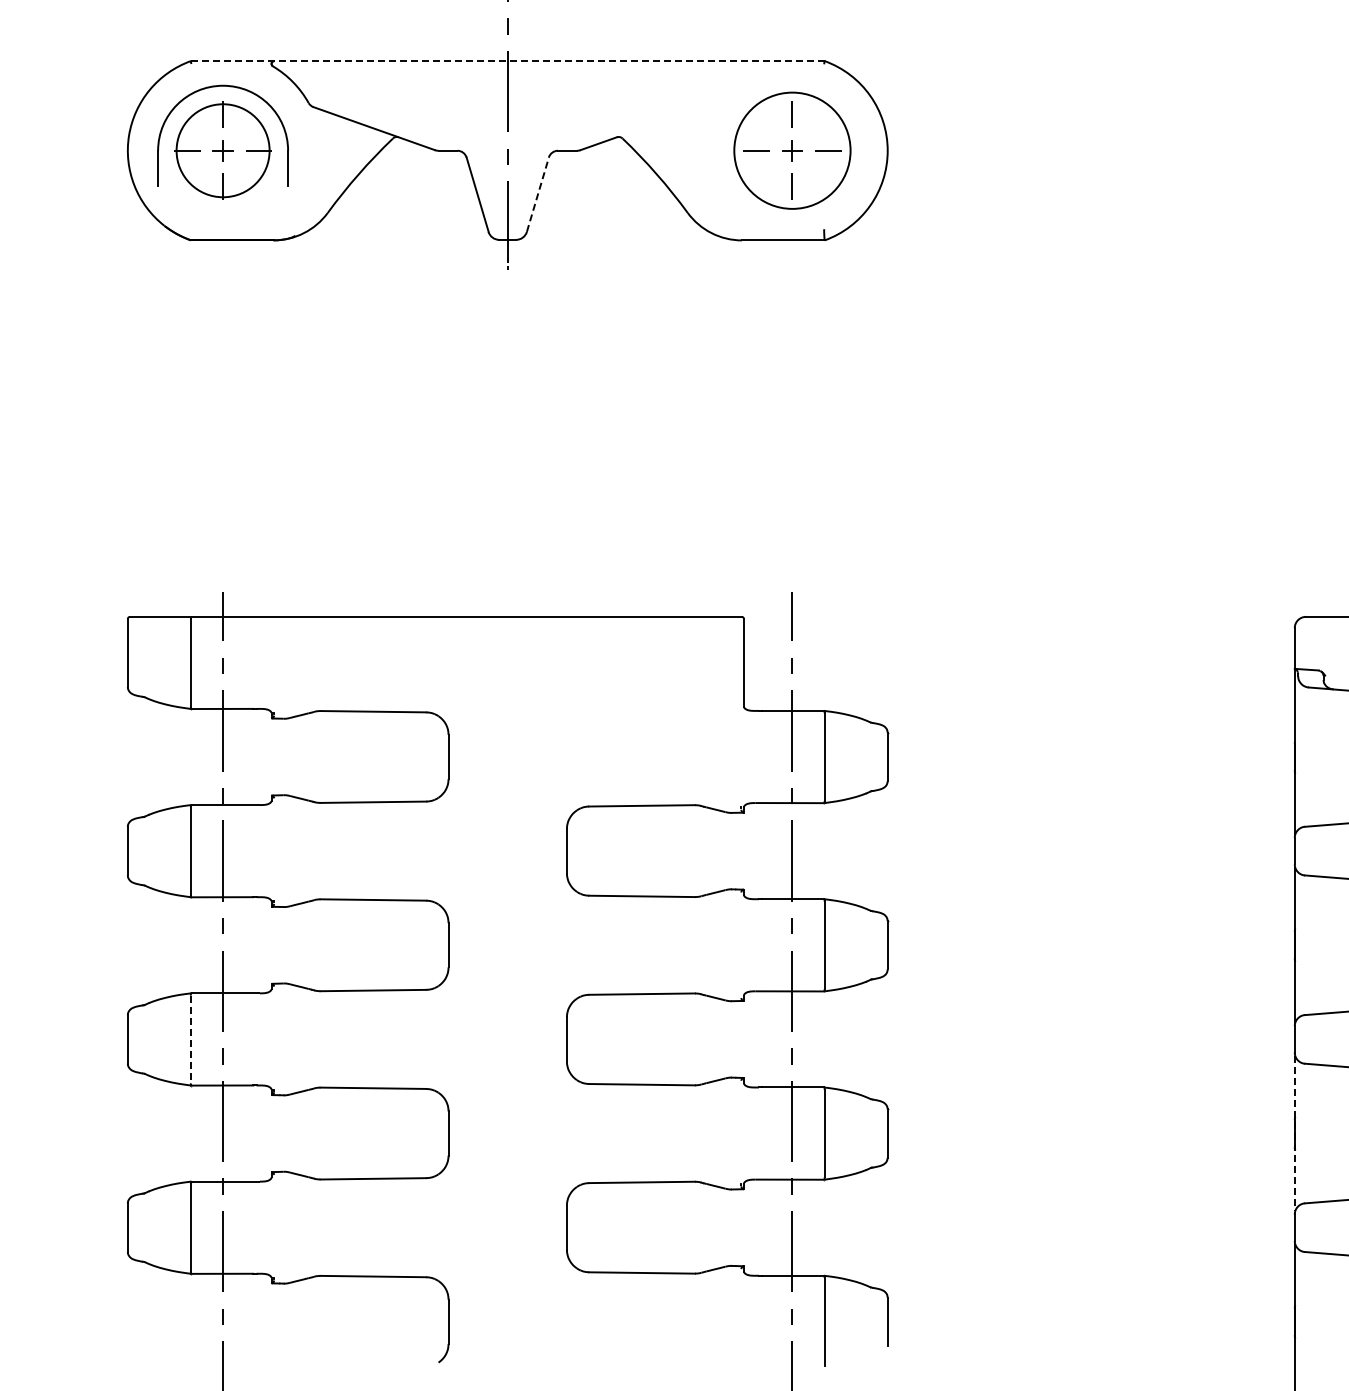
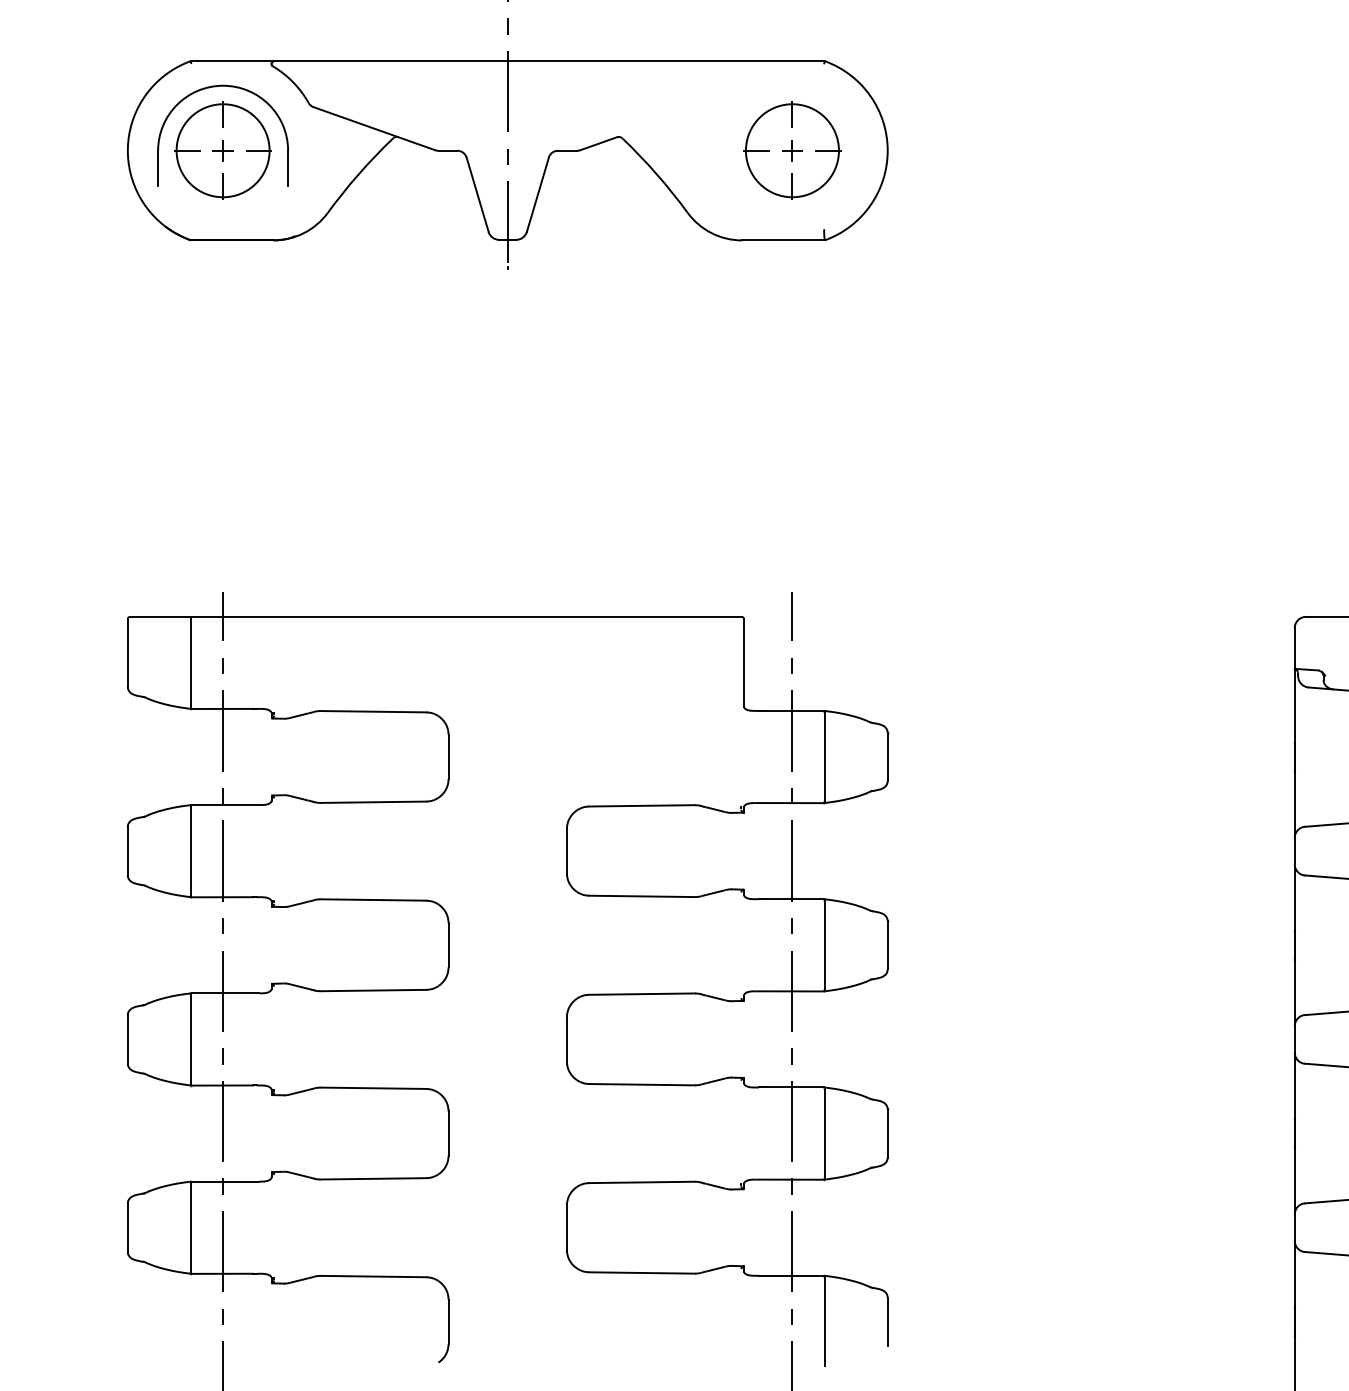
line: dashed -> solid (507, 61)
circle diameter: 116 px -> 93 px (791, 150)
line: dashed -> solid (537, 194)
line: dashed -> solid (190, 1039)
line: dashed -> solid (1295, 1133)
